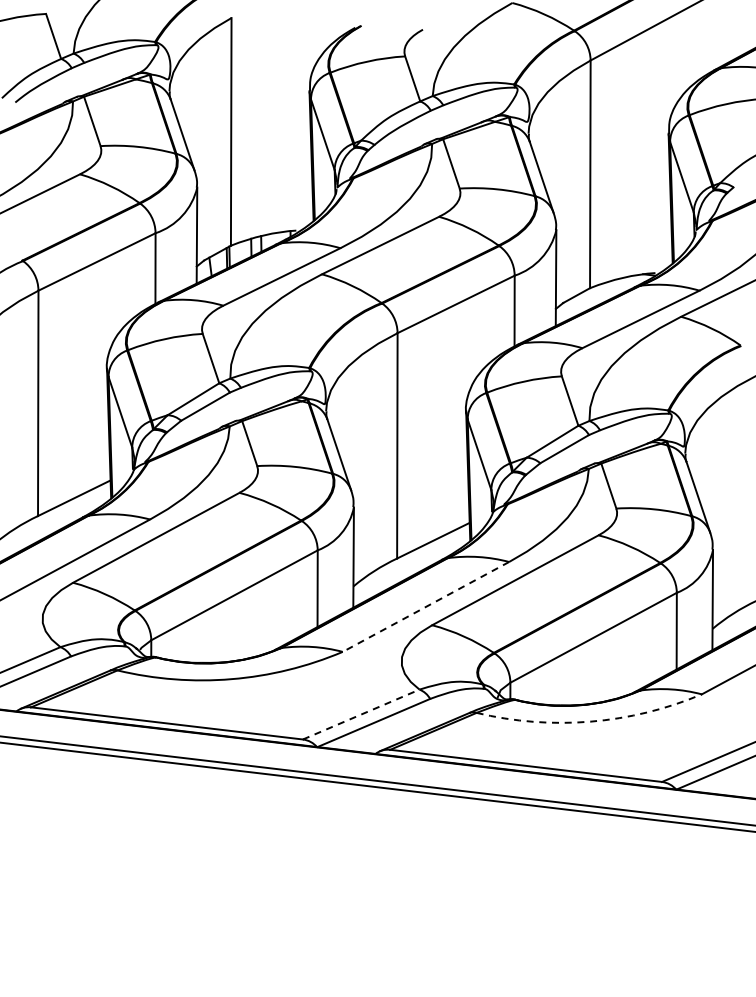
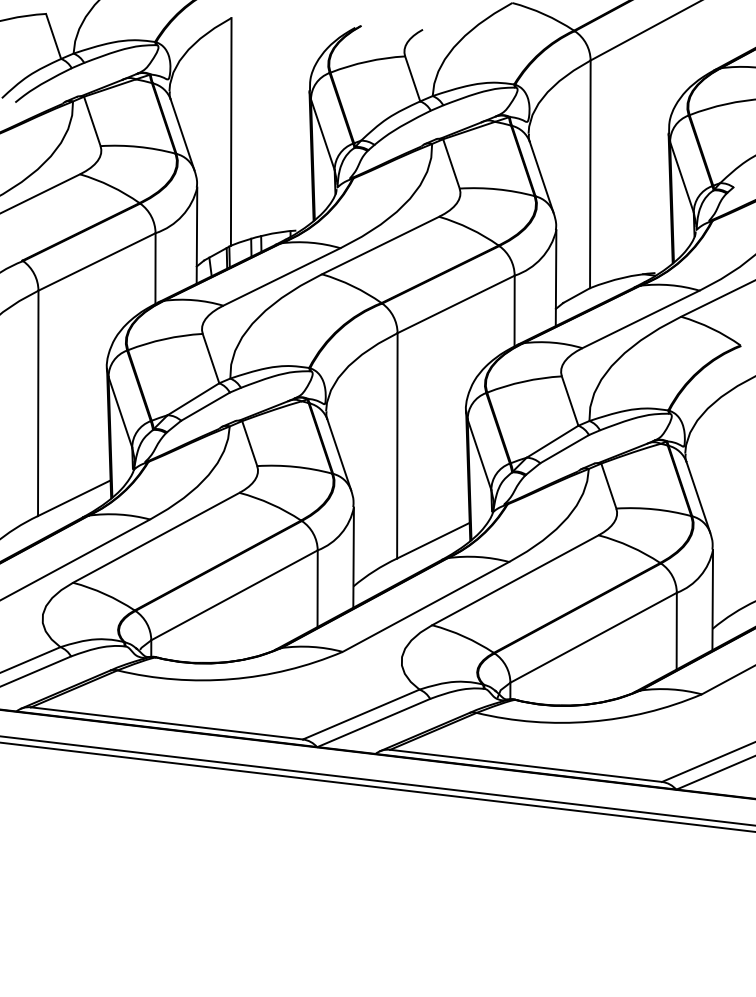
line: dashed -> solid (425, 606)
line: dashed -> solid (361, 714)
arc: dashed -> solid (590, 721)
